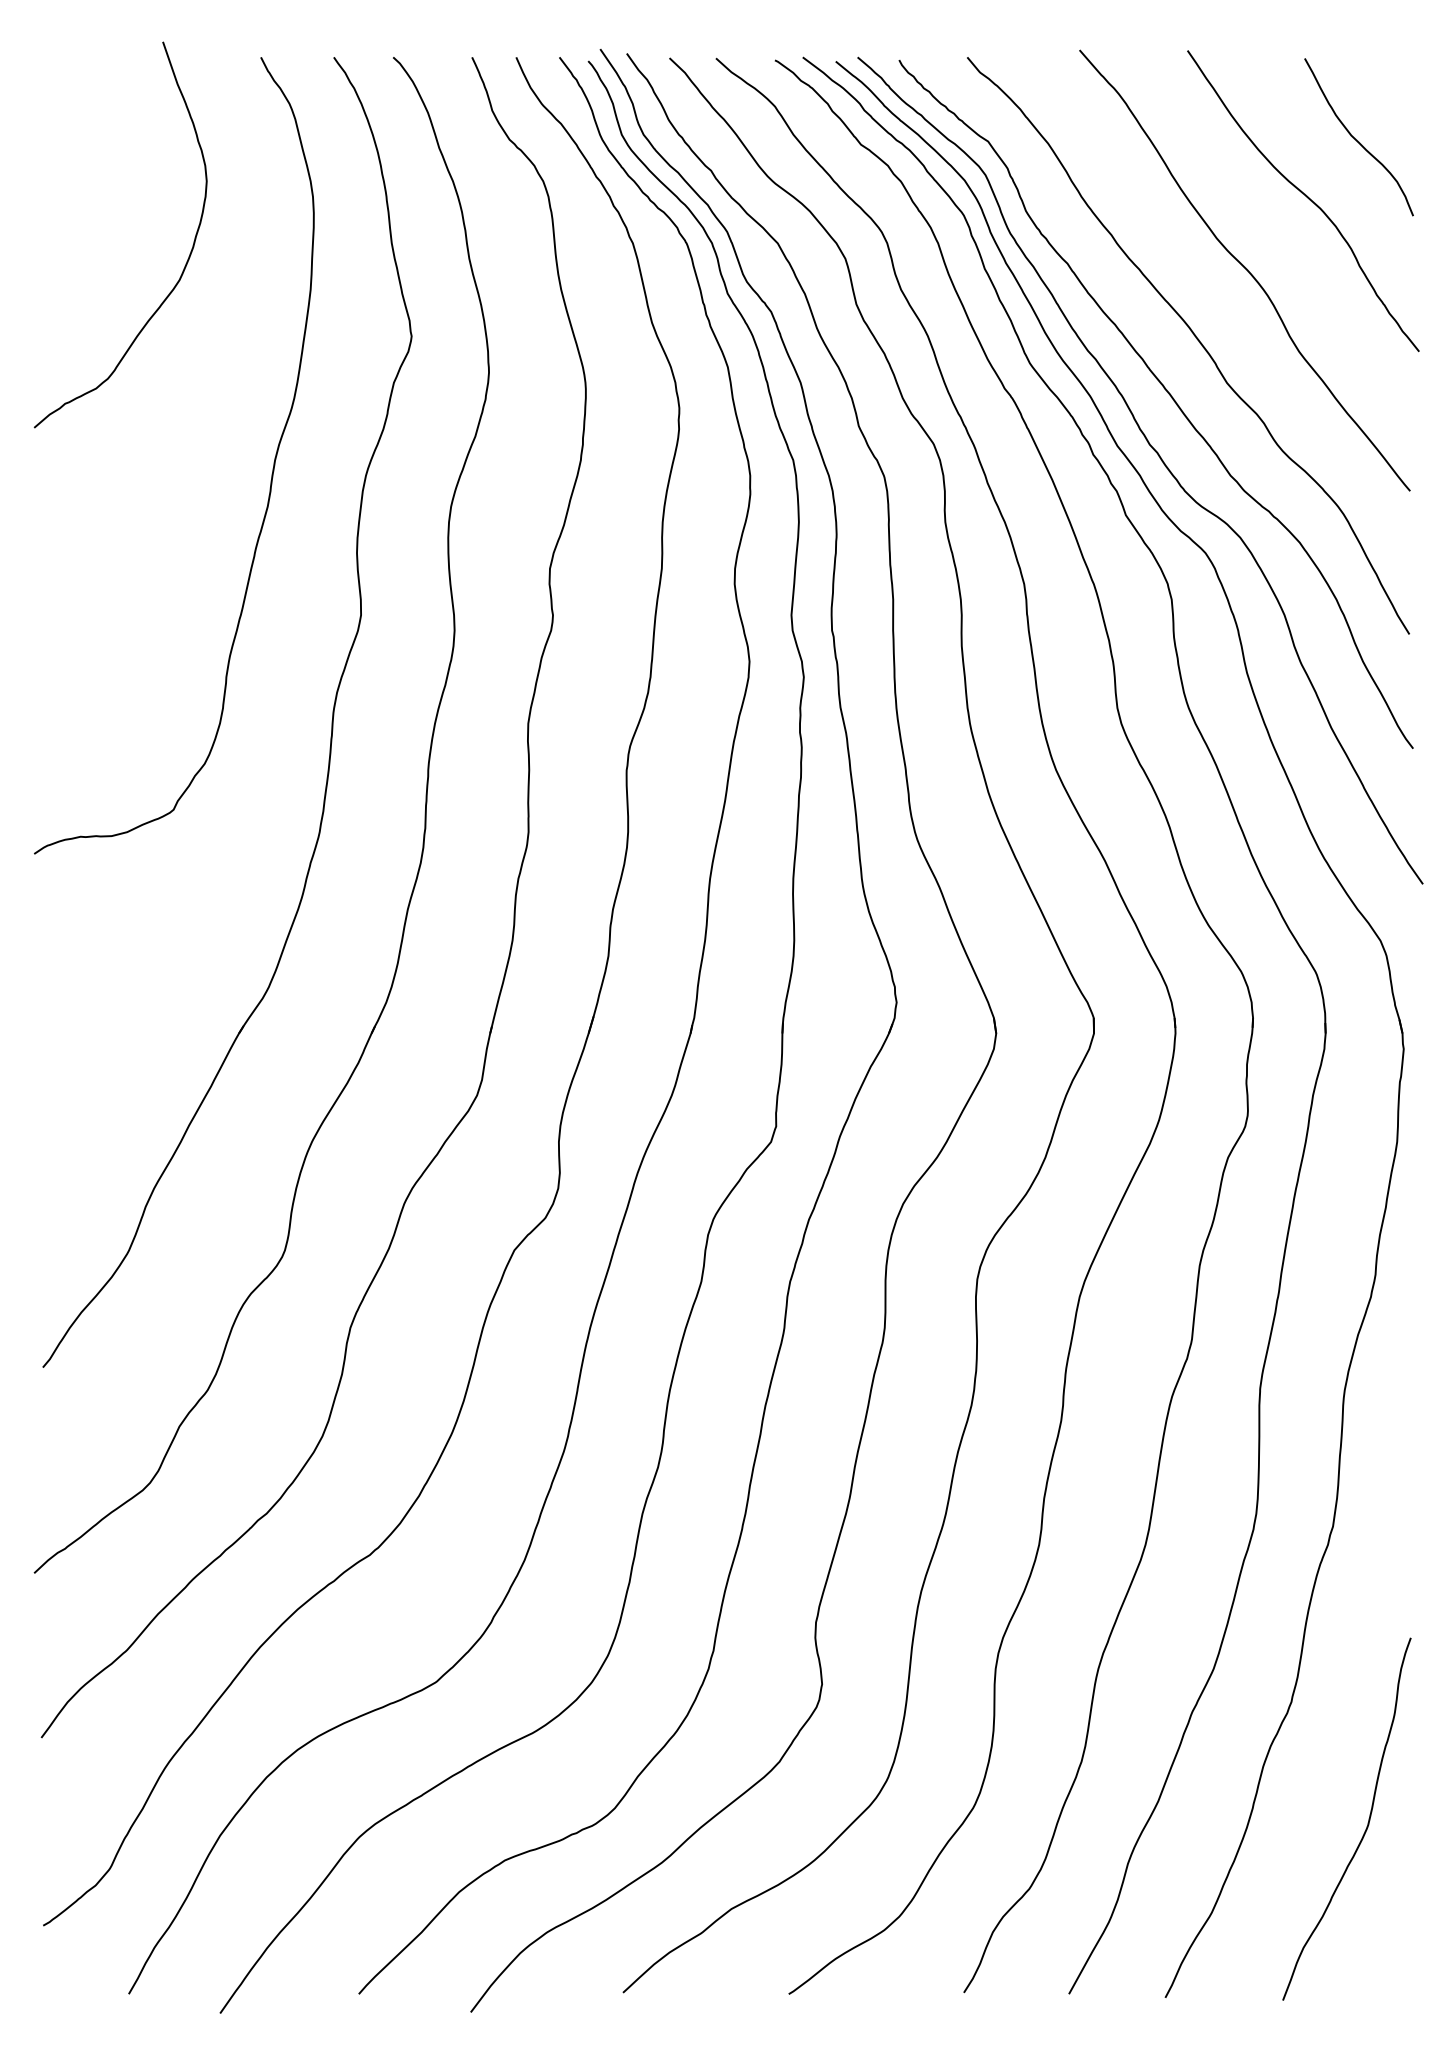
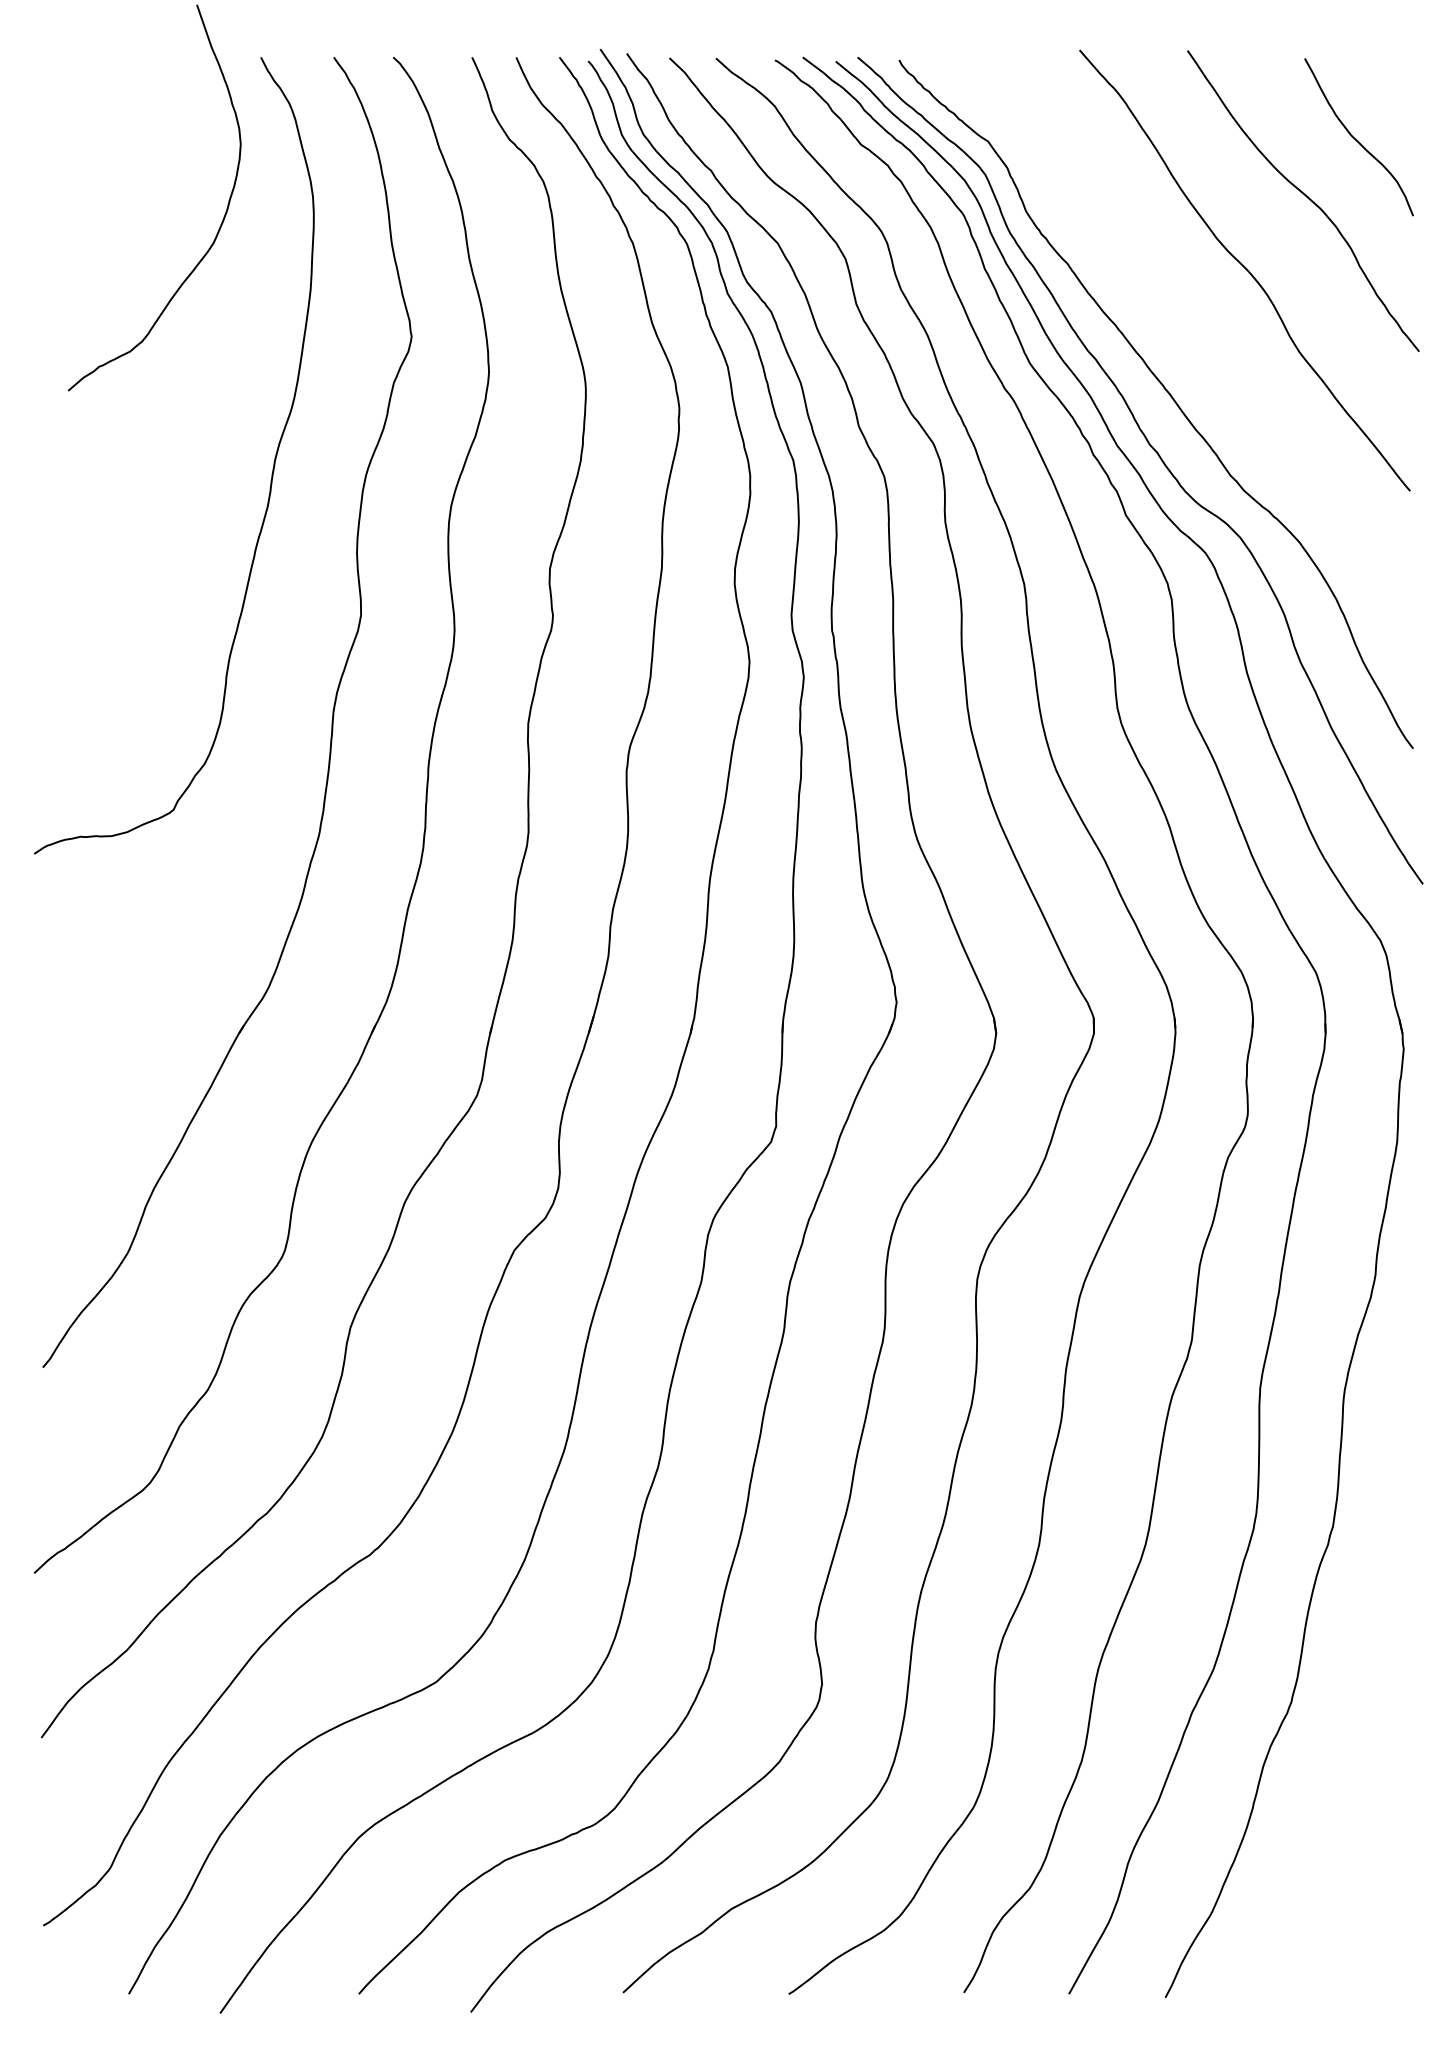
curve position: (185, 263) -> (219, 226) (219, 226)
curve: present -> none (1196, 339)
curve: present -> none (1367, 1822)
